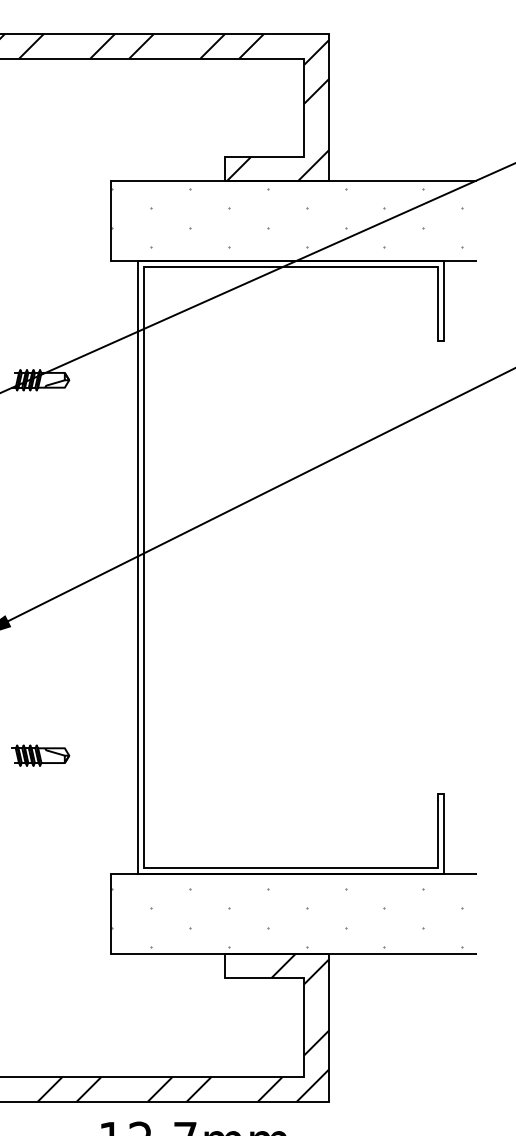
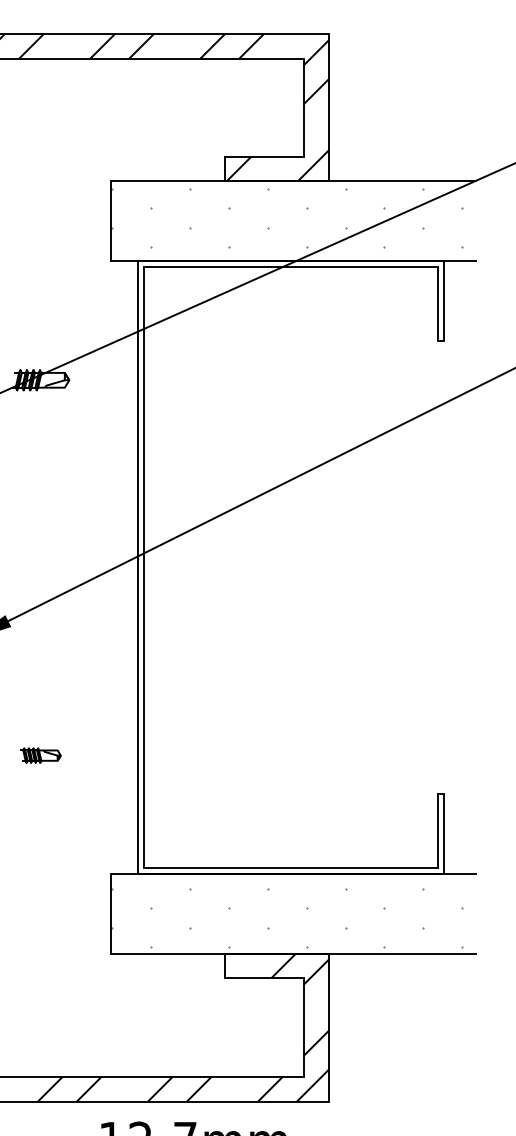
part size: 60x23 px -> 42x17 px (40, 755)
